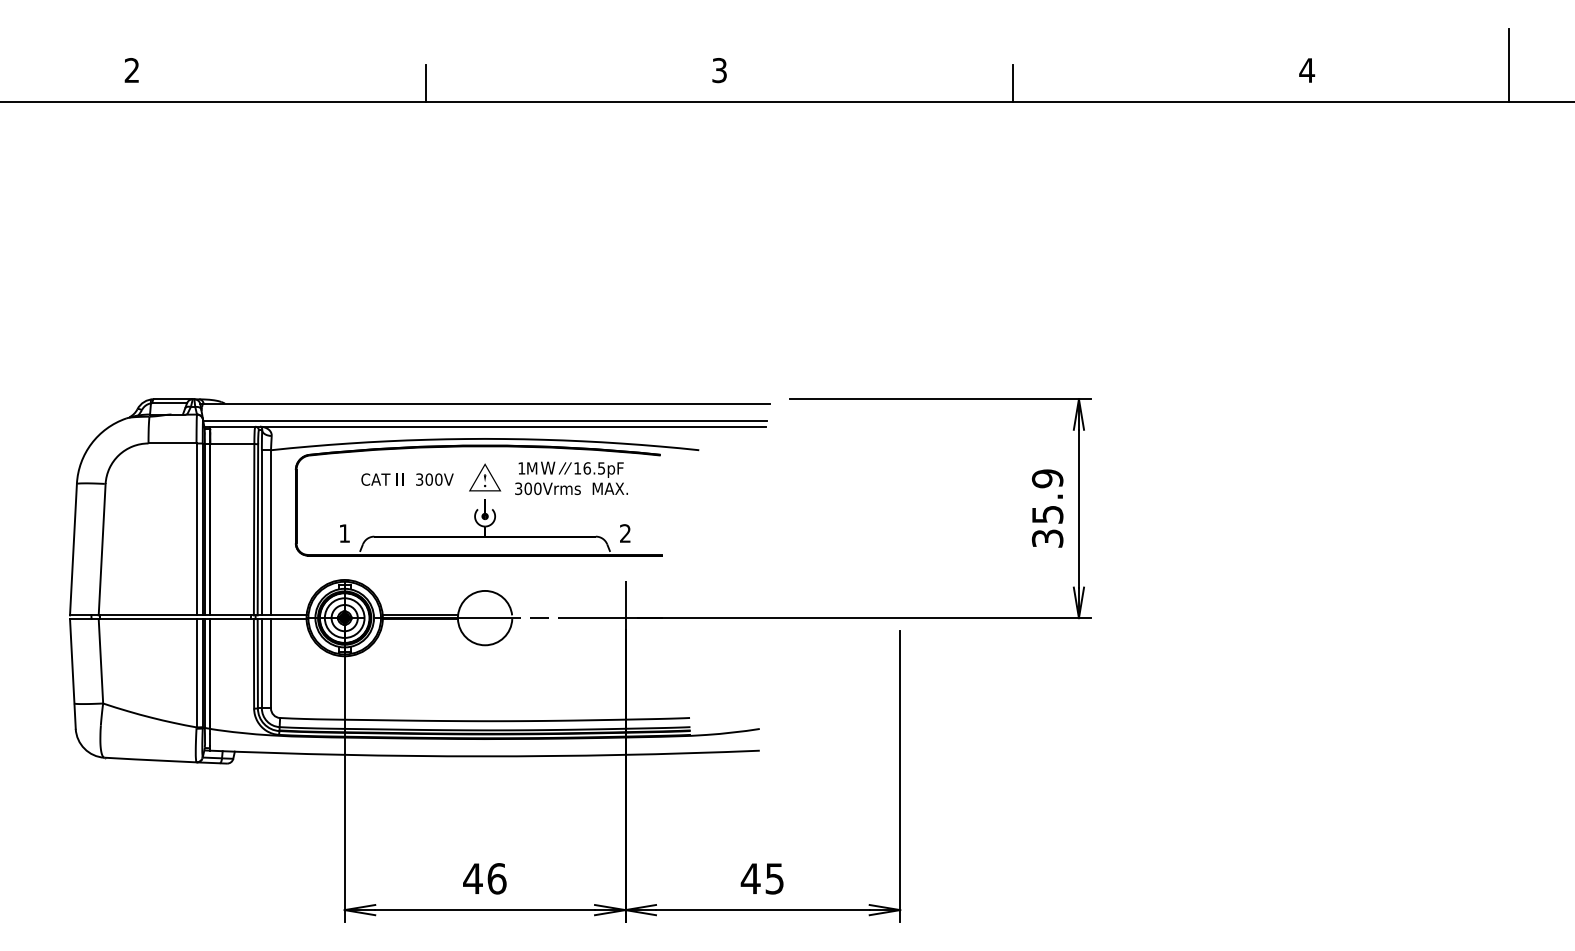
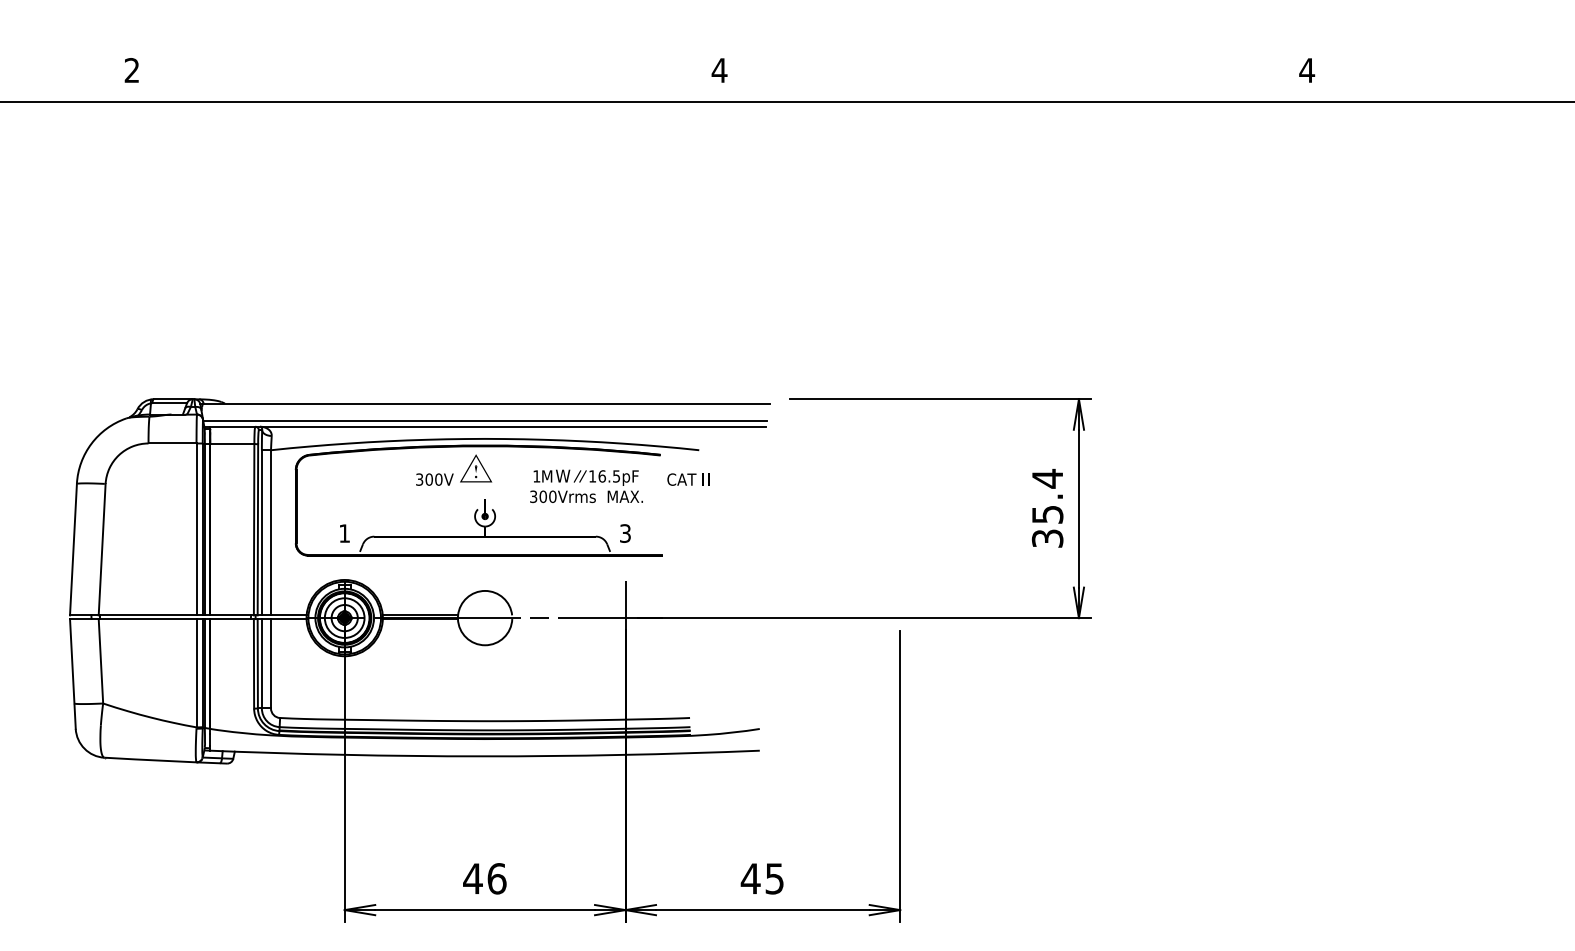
line: present -> none (1509, 64)
text: 3 -> 4 (719, 70)
line: present -> none (425, 83)
line: present -> none (1013, 83)
part position: (485, 477) -> (476, 468) (476, 468)
text position: (571, 478) -> (586, 486) (586, 486)
text: 35.9 -> 35.4 (1047, 478)
text position: (382, 479) -> (688, 479) (688, 479)
text: 2 -> 3 (625, 533)
